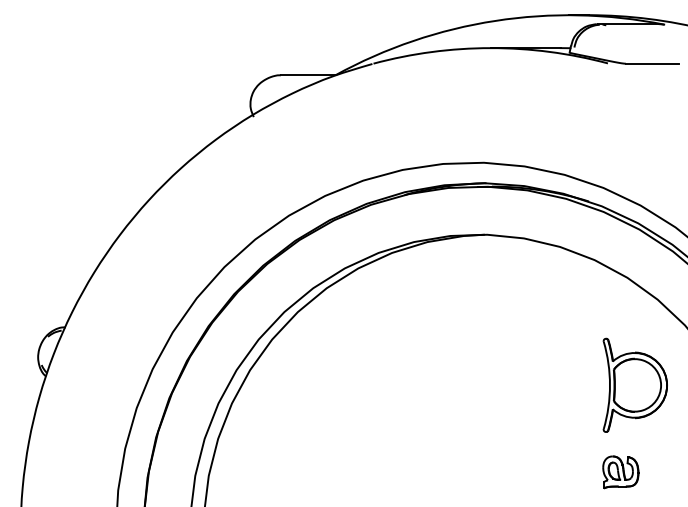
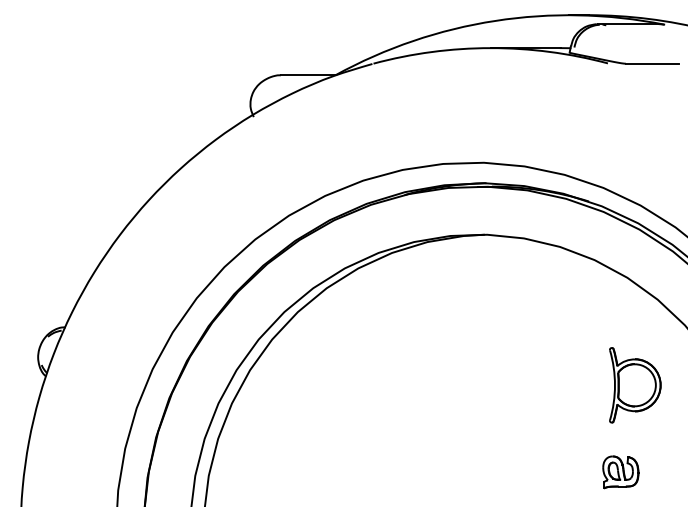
part size: 66x96 px -> 53x77 px (635, 385)
